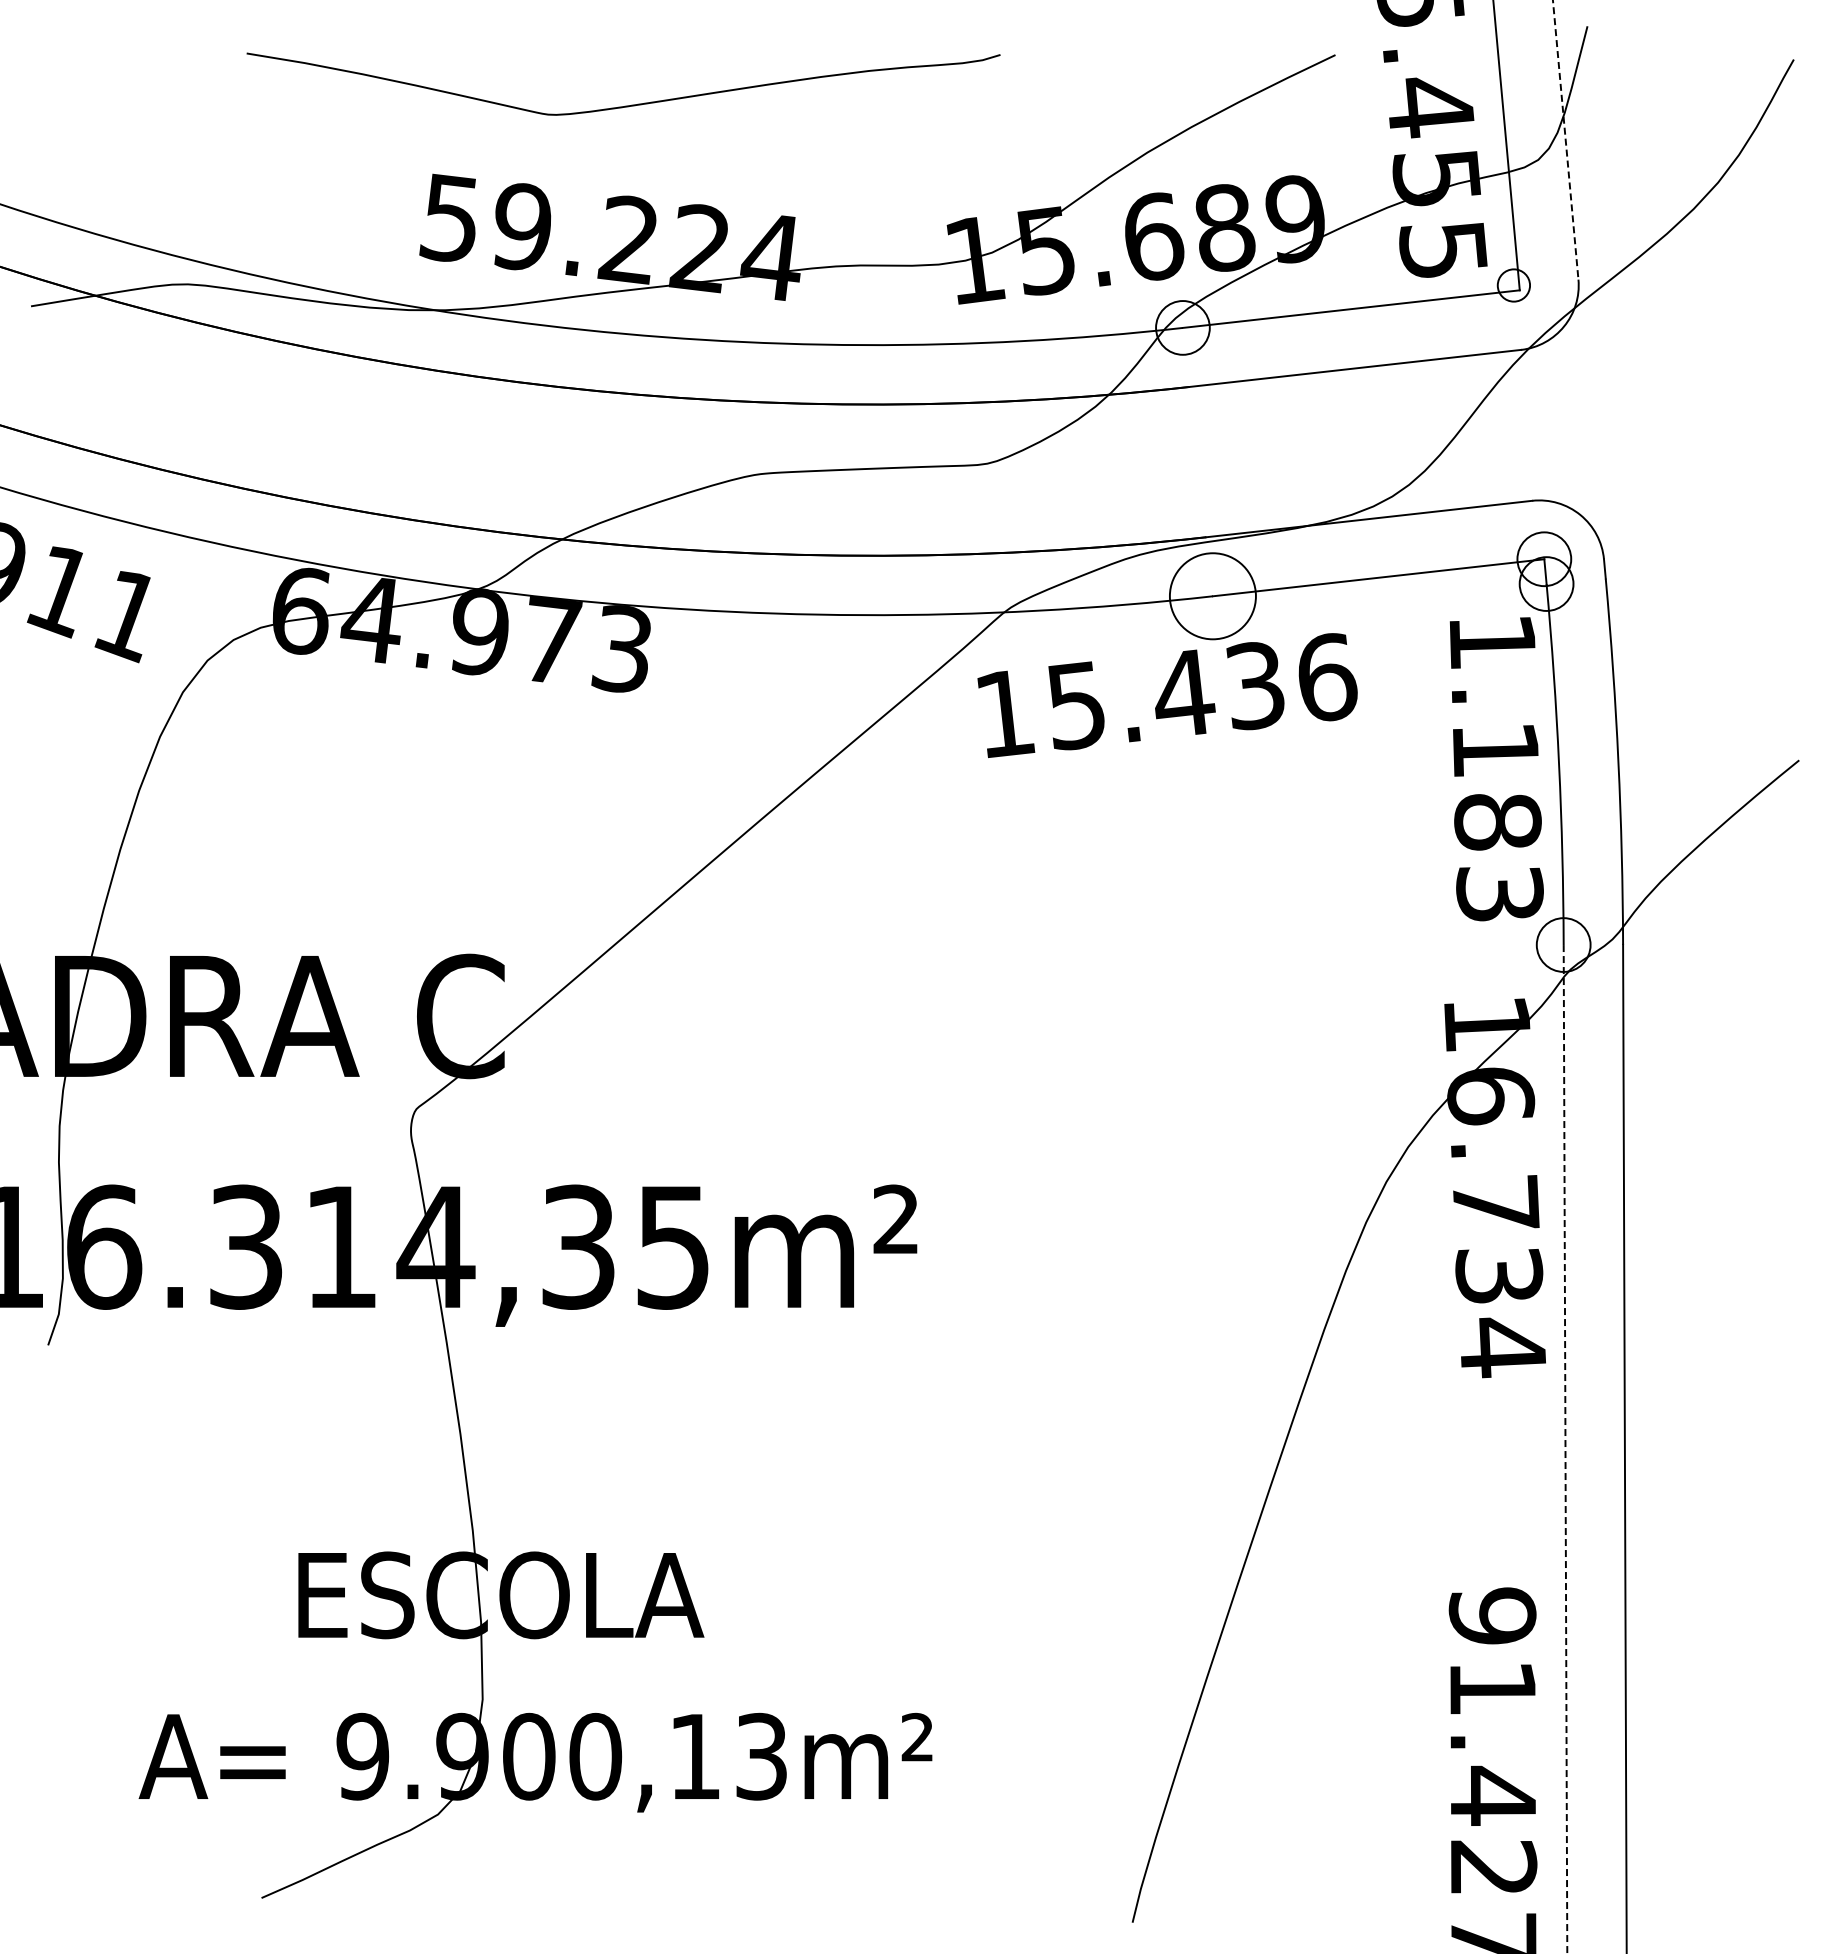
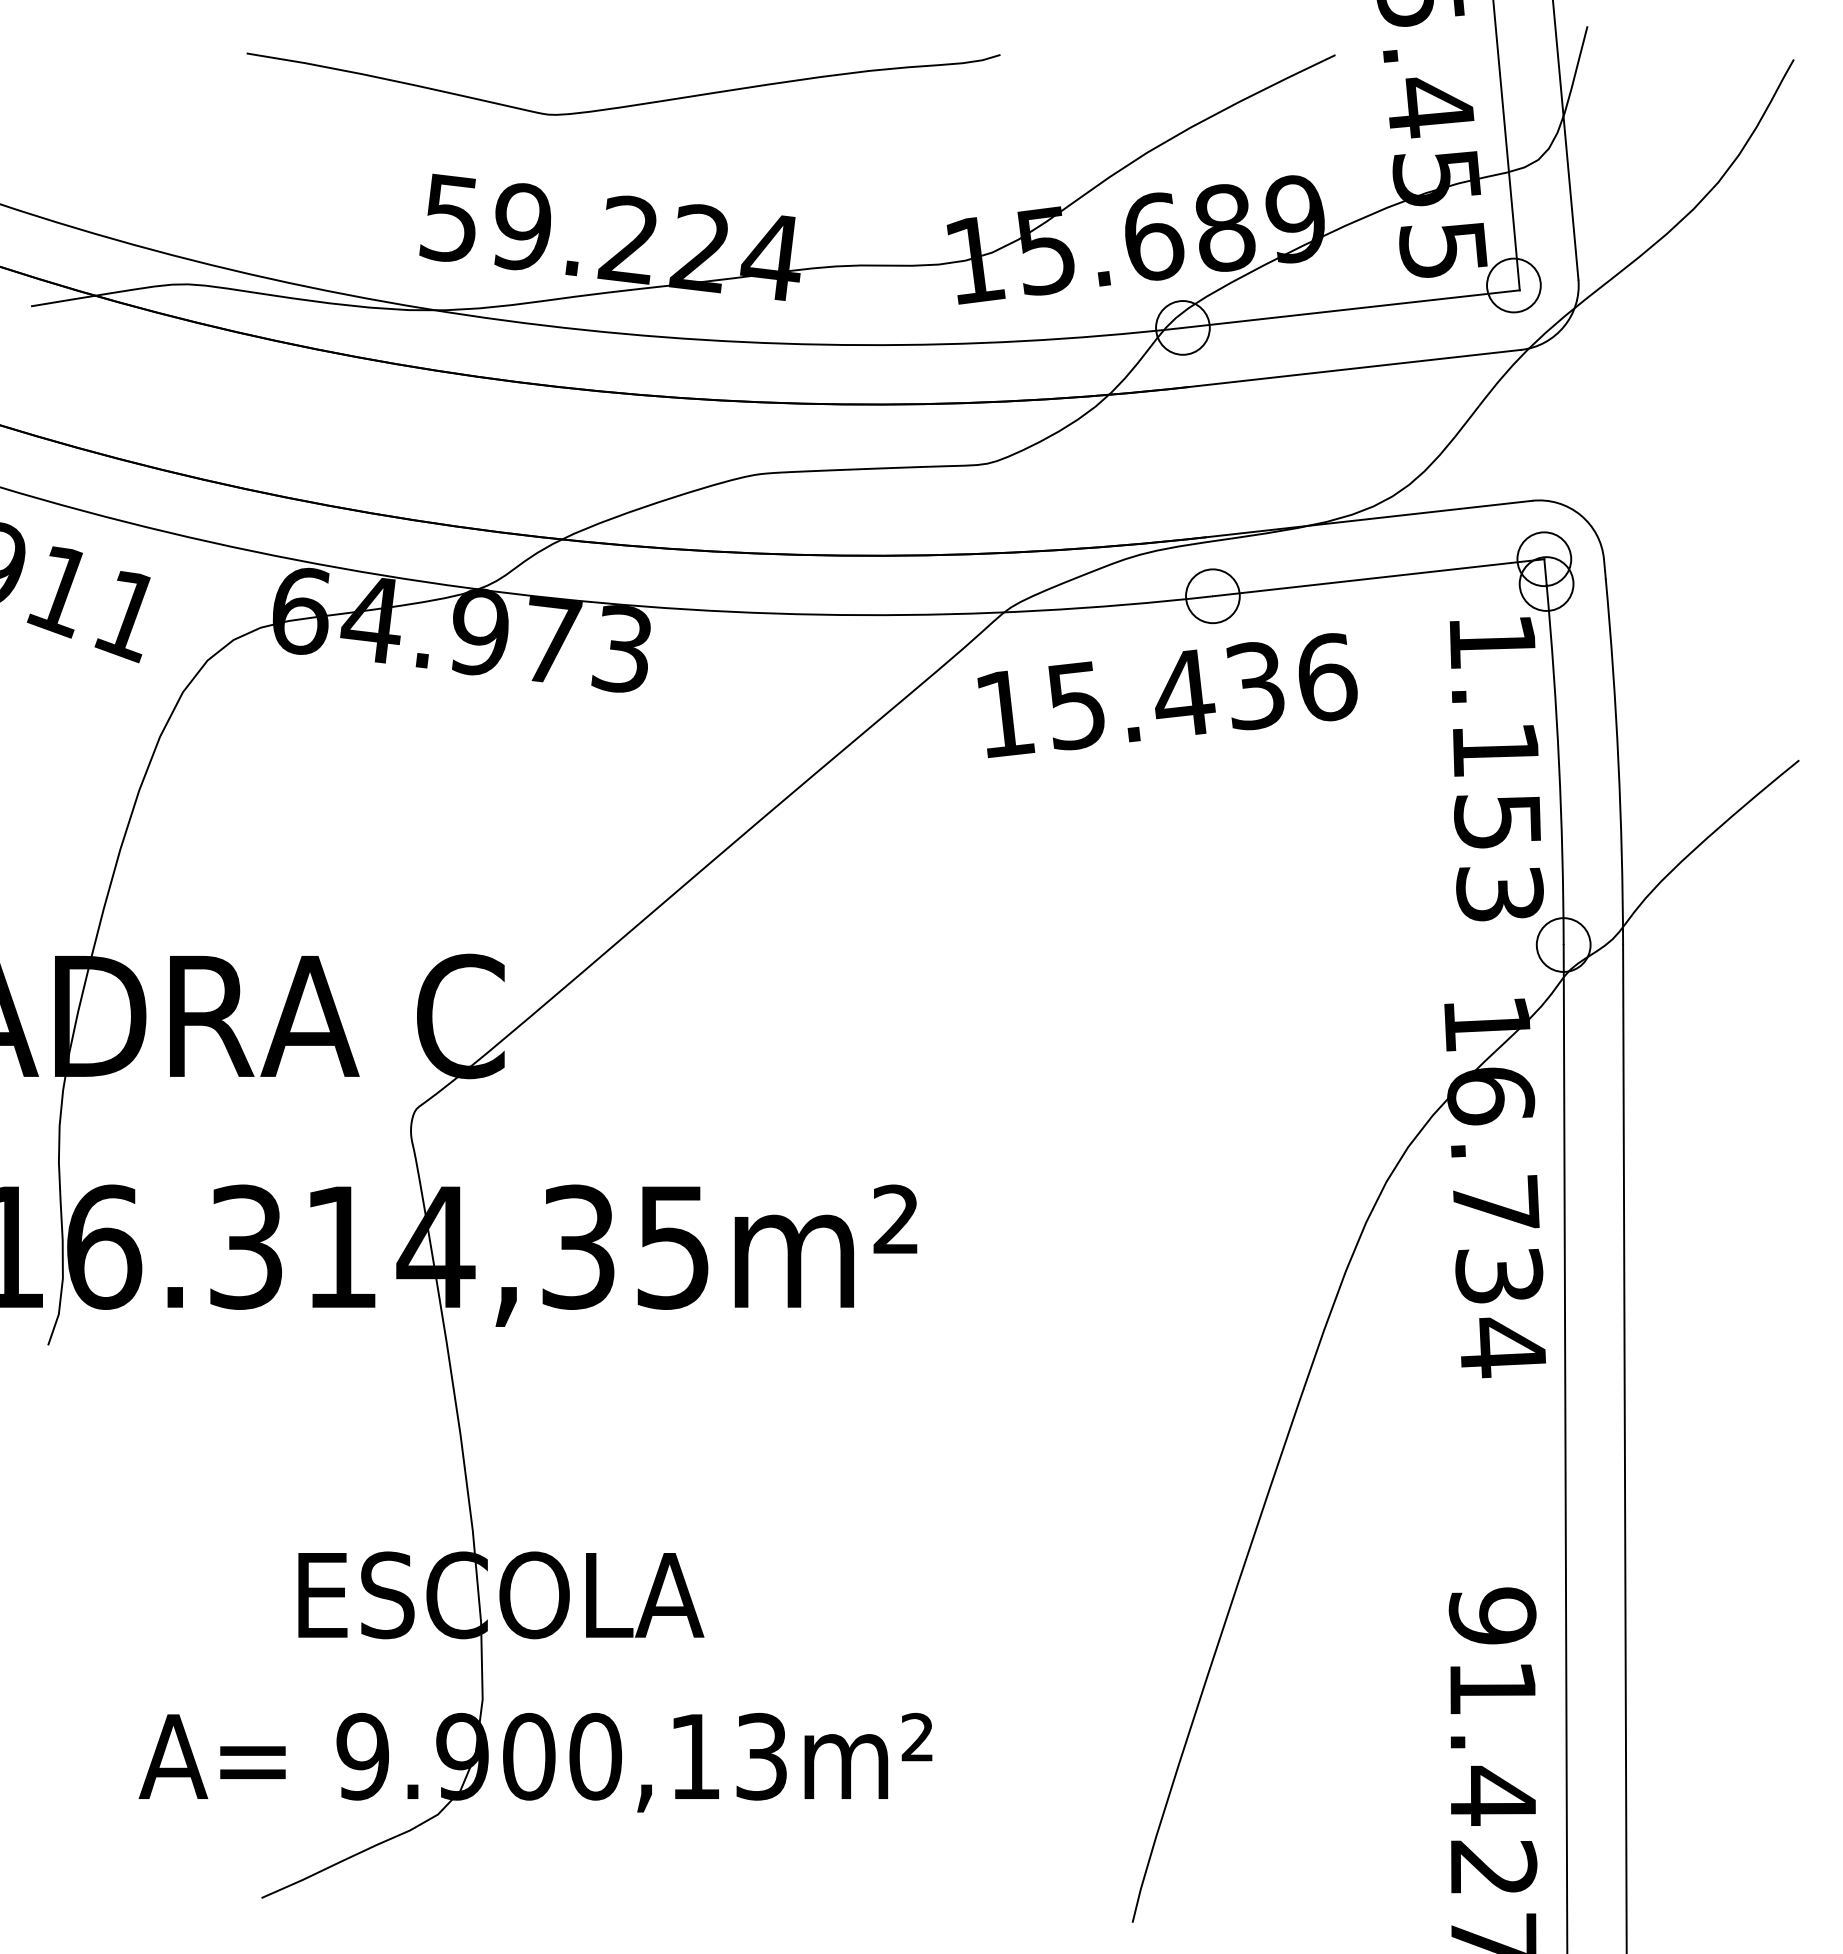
line: dashed -> solid (1565, 140)
circle diameter: 32 px -> 54 px (1513, 285)
circle diameter: 86 px -> 54 px (1212, 596)
text: 1.183 -> 1.153 (1497, 822)
line: dashed -> solid (1565, 1449)
